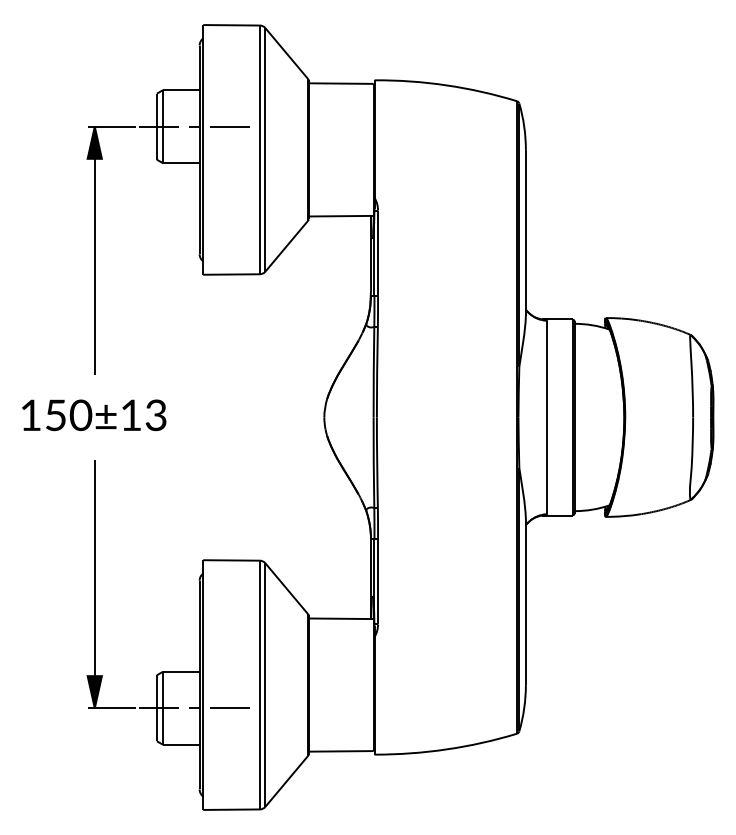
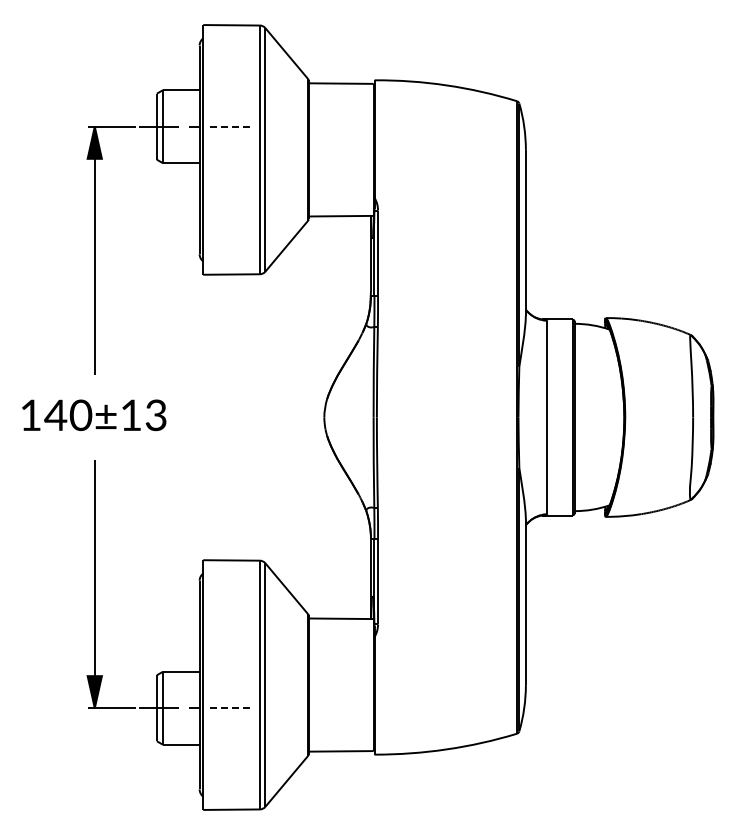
line: solid -> dashed (230, 126)
text: 150±13 -> 140±13 (55, 415)
line: solid -> dashed (230, 708)
